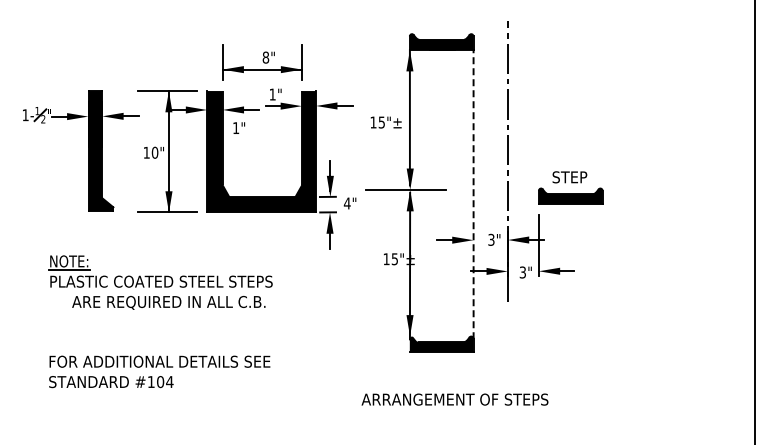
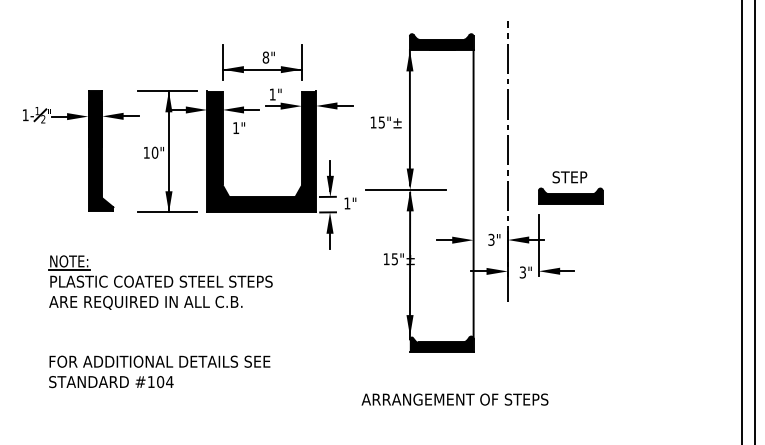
line: dashed -> solid (473, 194)
text: 4" -> 1" (346, 203)
line: none -> present (742, 221)
text position: (168, 302) -> (145, 302) (145, 302)
